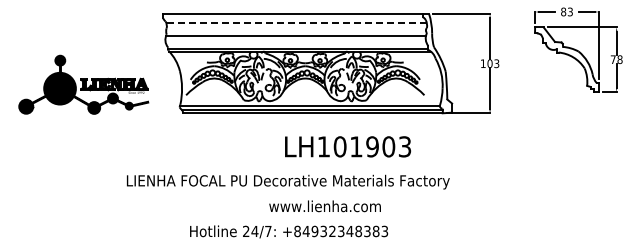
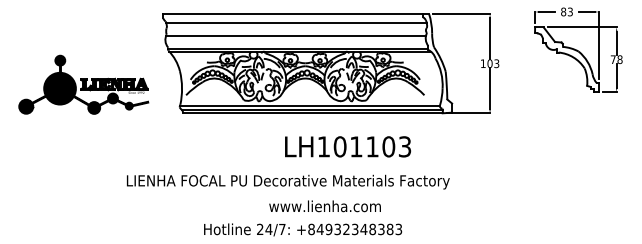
line: dashed -> solid (296, 22)
text: LH101903 -> LH101103 (372, 146)
text position: (289, 231) -> (303, 229) (303, 229)
